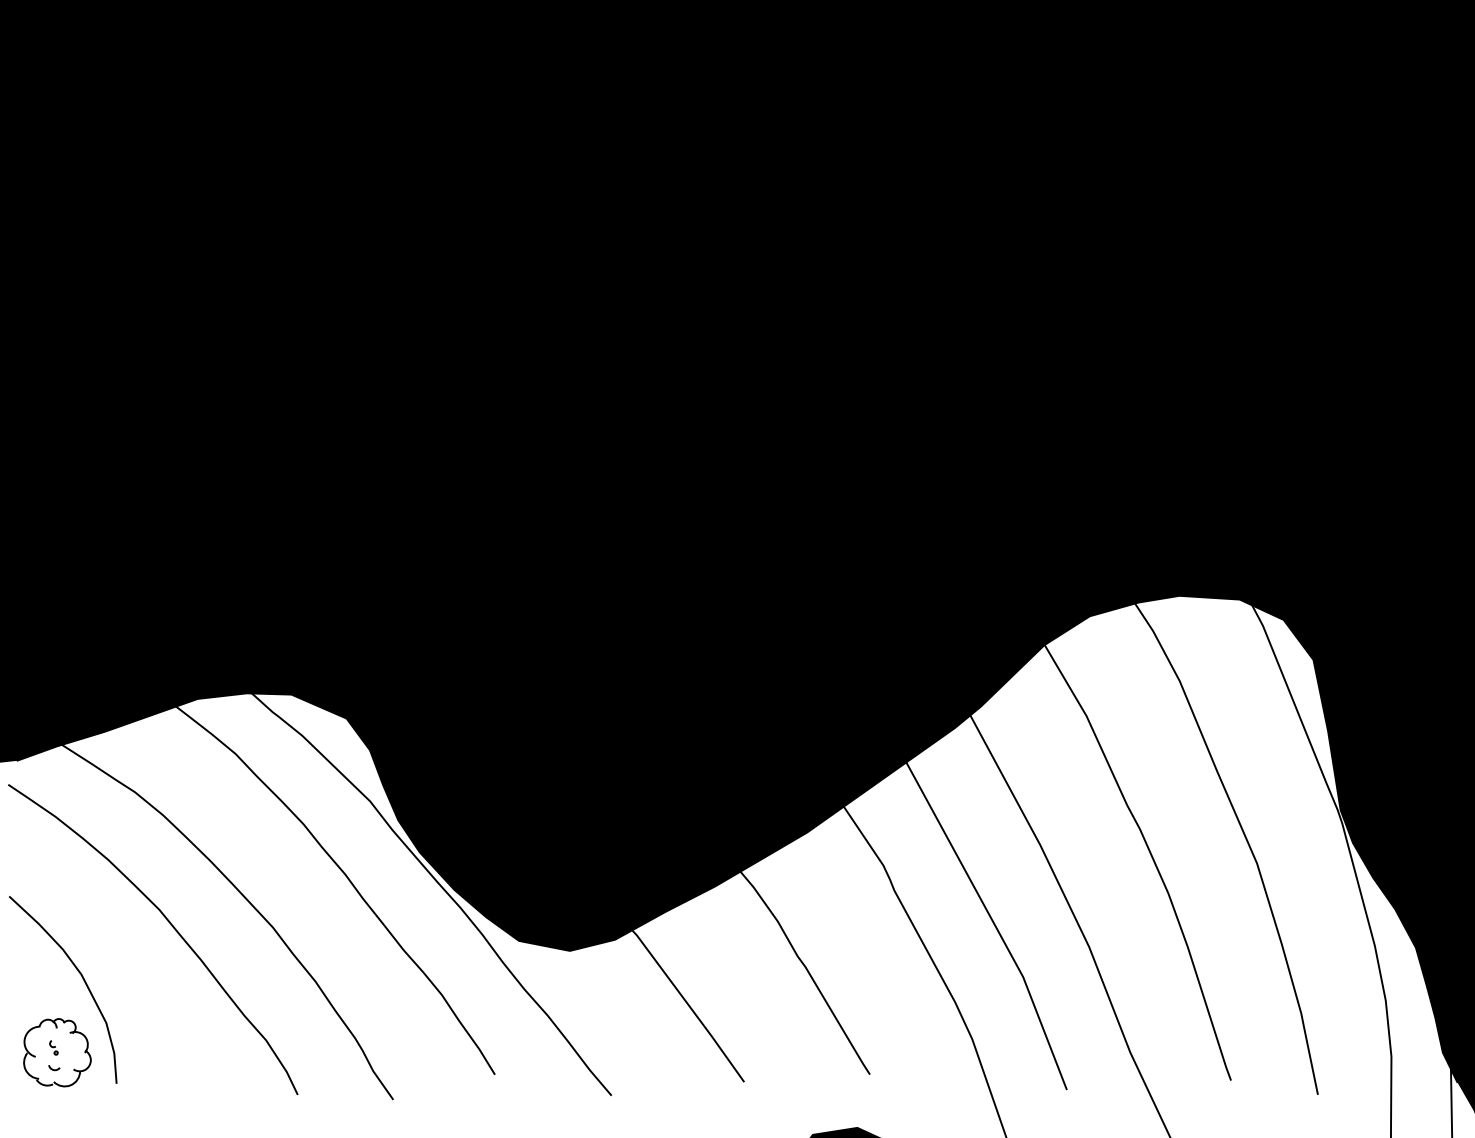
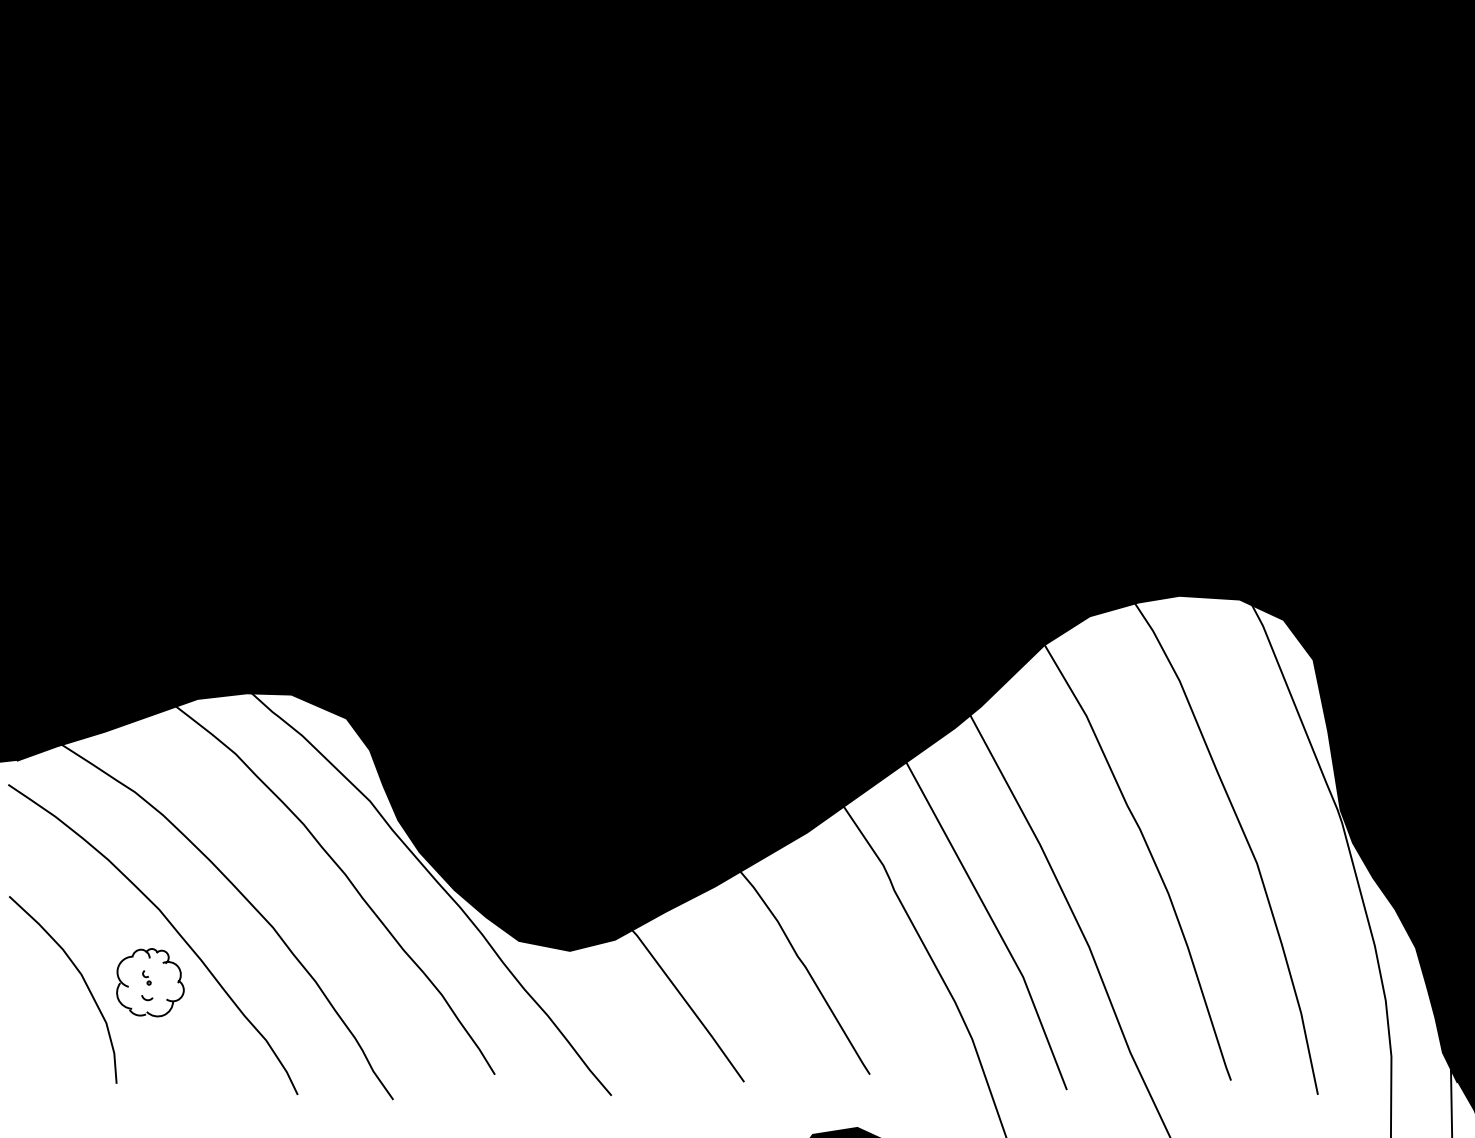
part position: (57, 1052) -> (150, 982) (150, 982)
